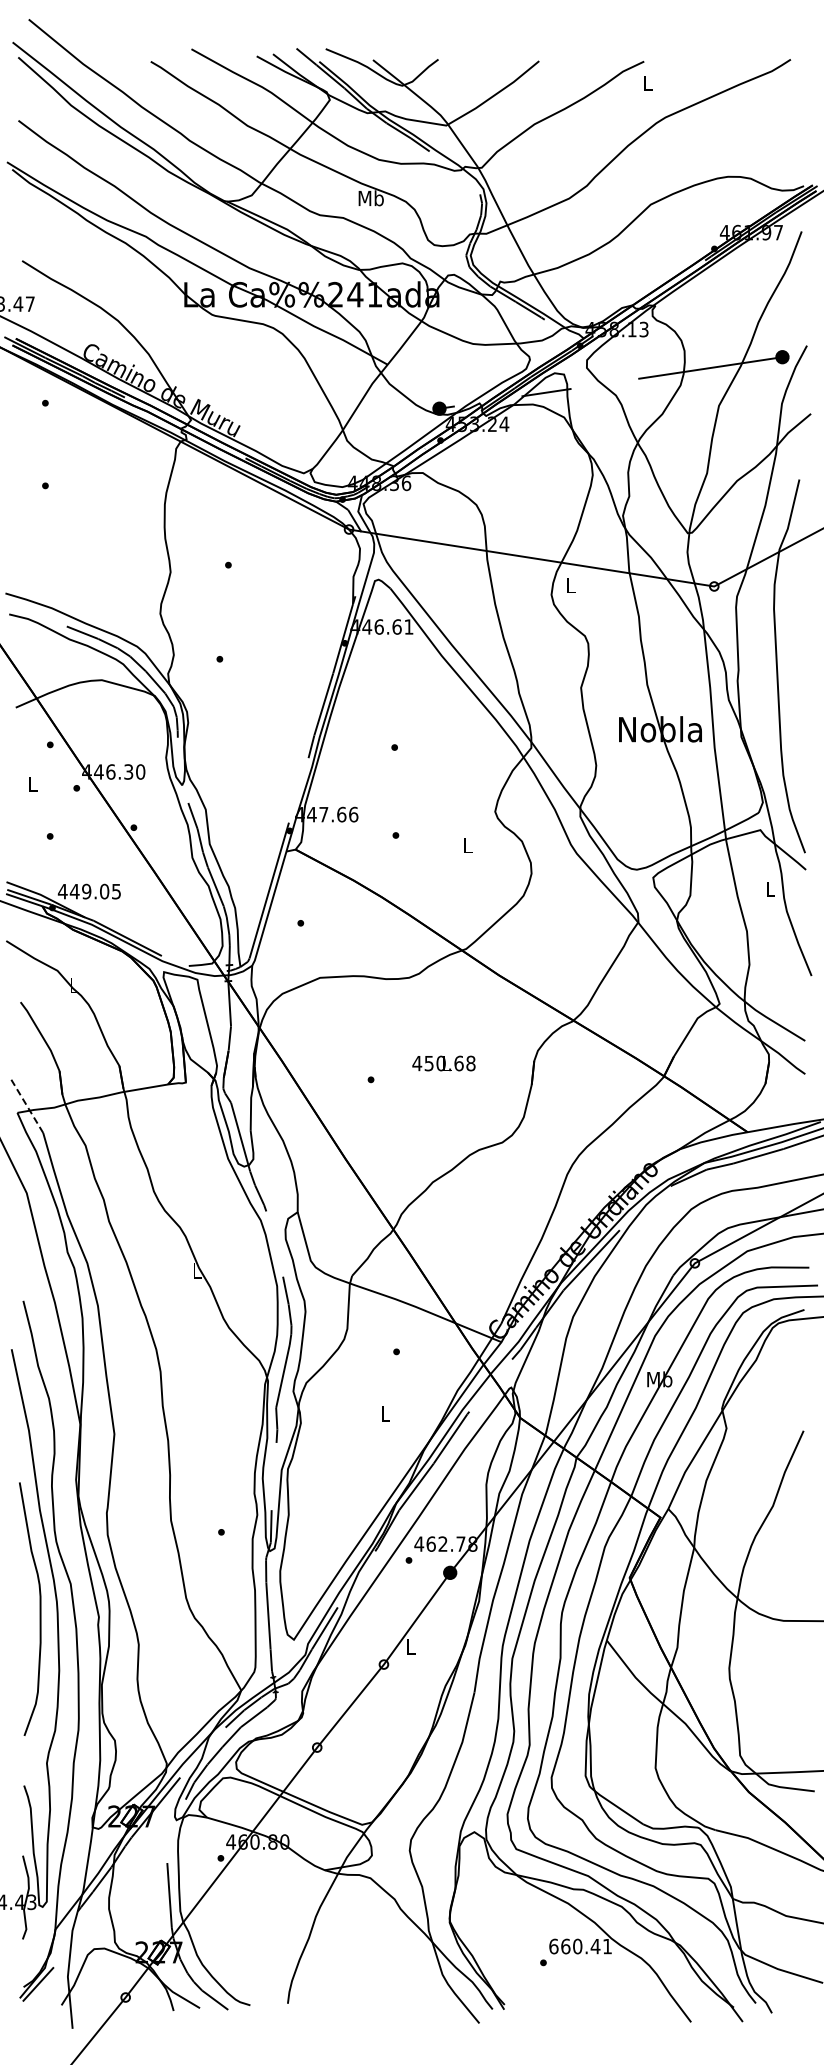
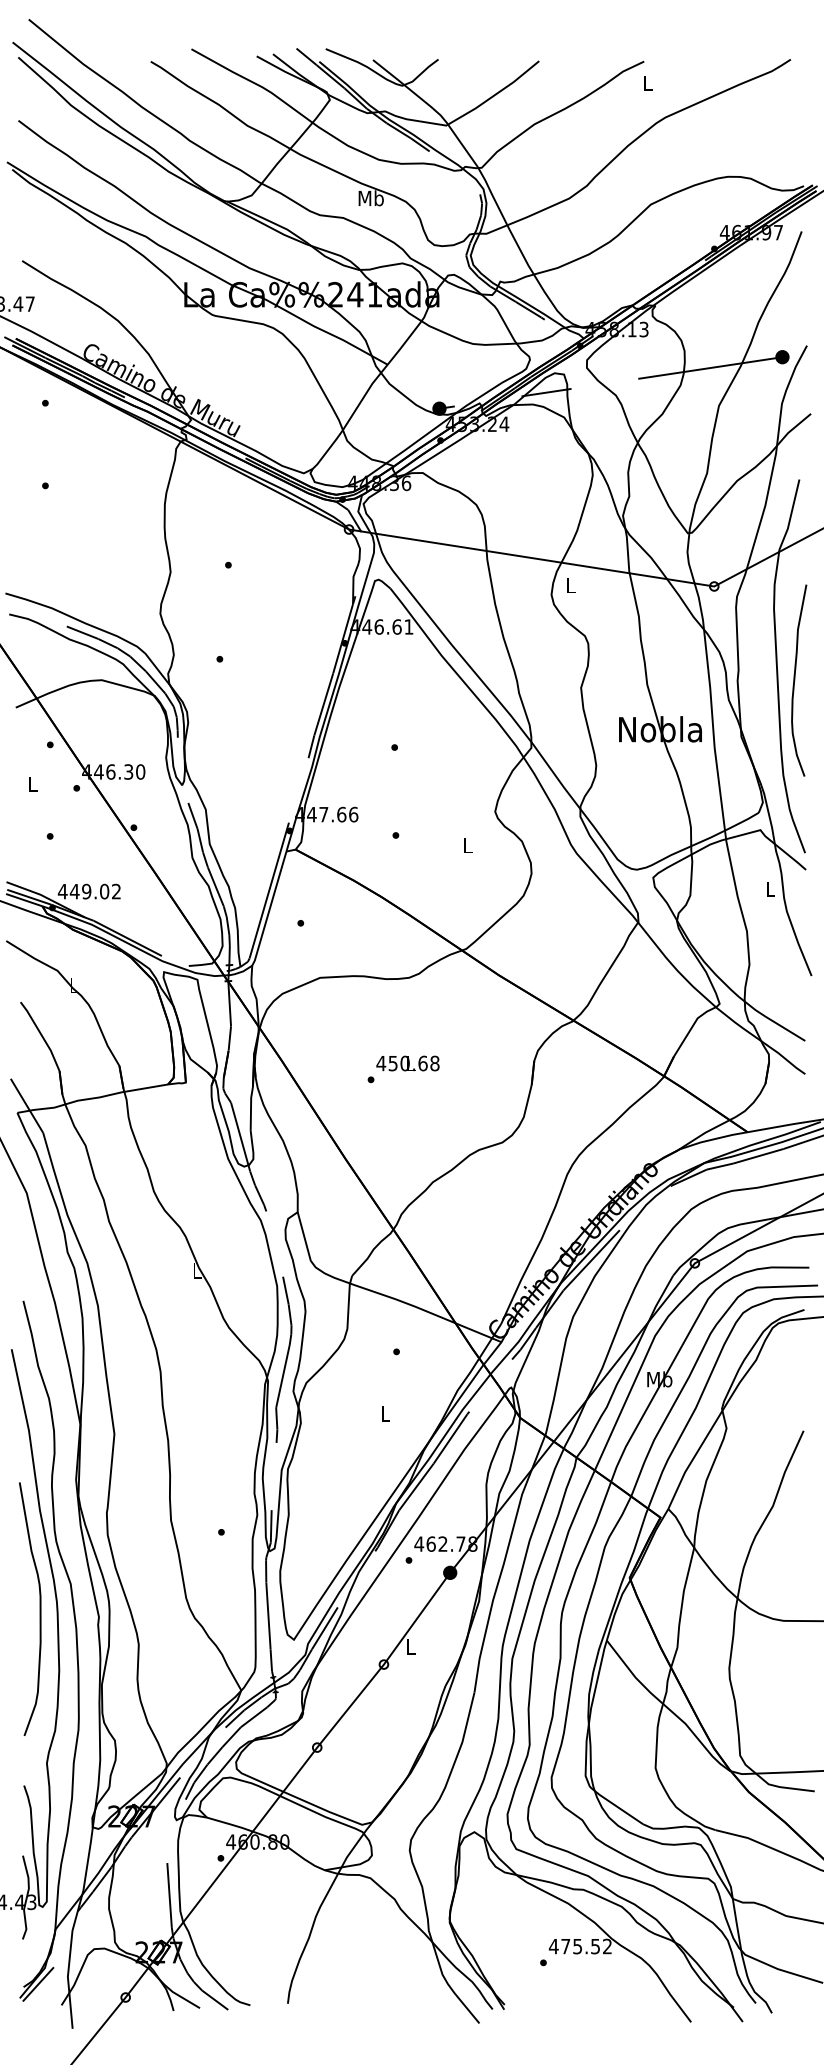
curve: none -> present (795, 680)
text: 449.05 -> 449.02 (116, 891)
text position: (443, 1063) -> (407, 1063) (407, 1063)
line: dashed -> solid (27, 1105)
text: 660.41 -> 475.52 (579, 1946)
